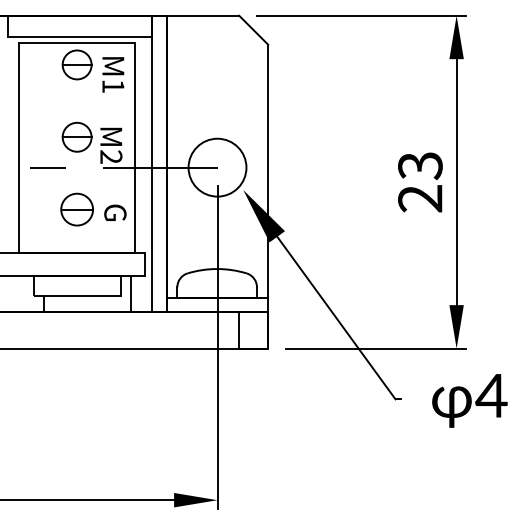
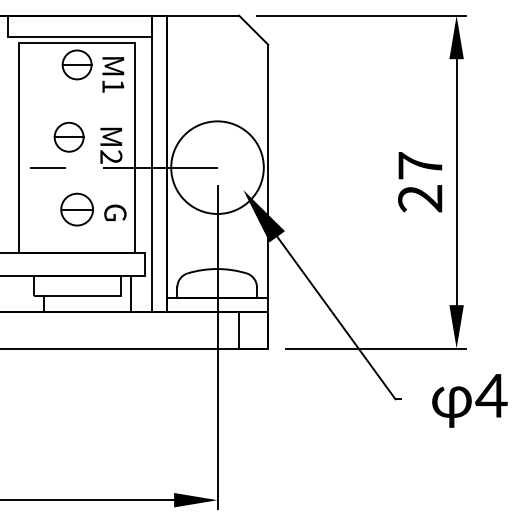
part position: (76, 136) -> (68, 136) (68, 136)
text: 23 -> 27 (420, 166)
circle diameter: 58 px -> 93 px (217, 167)
